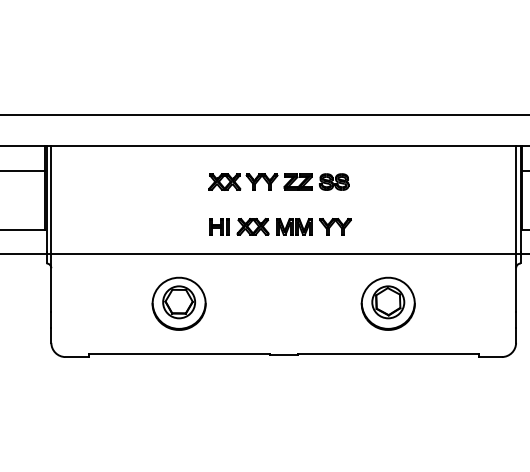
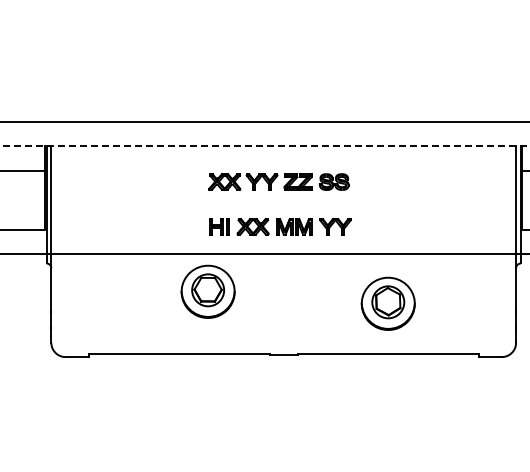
line position: (264, 114) -> (264, 121) (264, 121)
line: solid -> dashed (264, 145)
part position: (178, 303) -> (207, 291) (207, 291)
